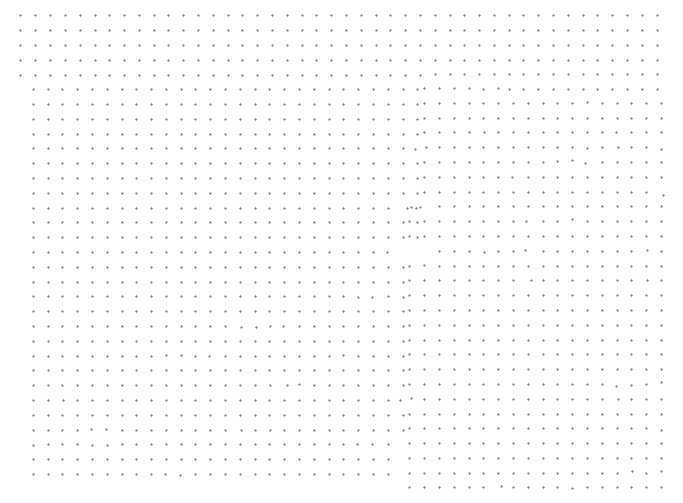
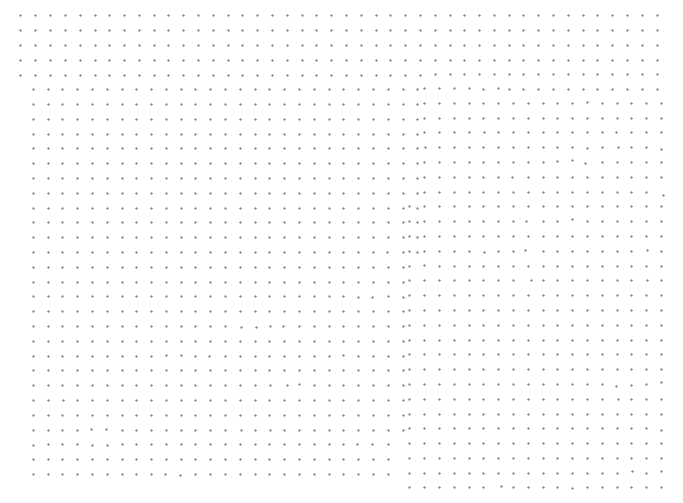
part size: 14x5 px -> 11x4 px (421, 147)
part size: 16x4 px -> 24x5 px (413, 207)
part: none -> present (413, 251)
part size: 14x5 px -> 9x4 px (406, 399)
